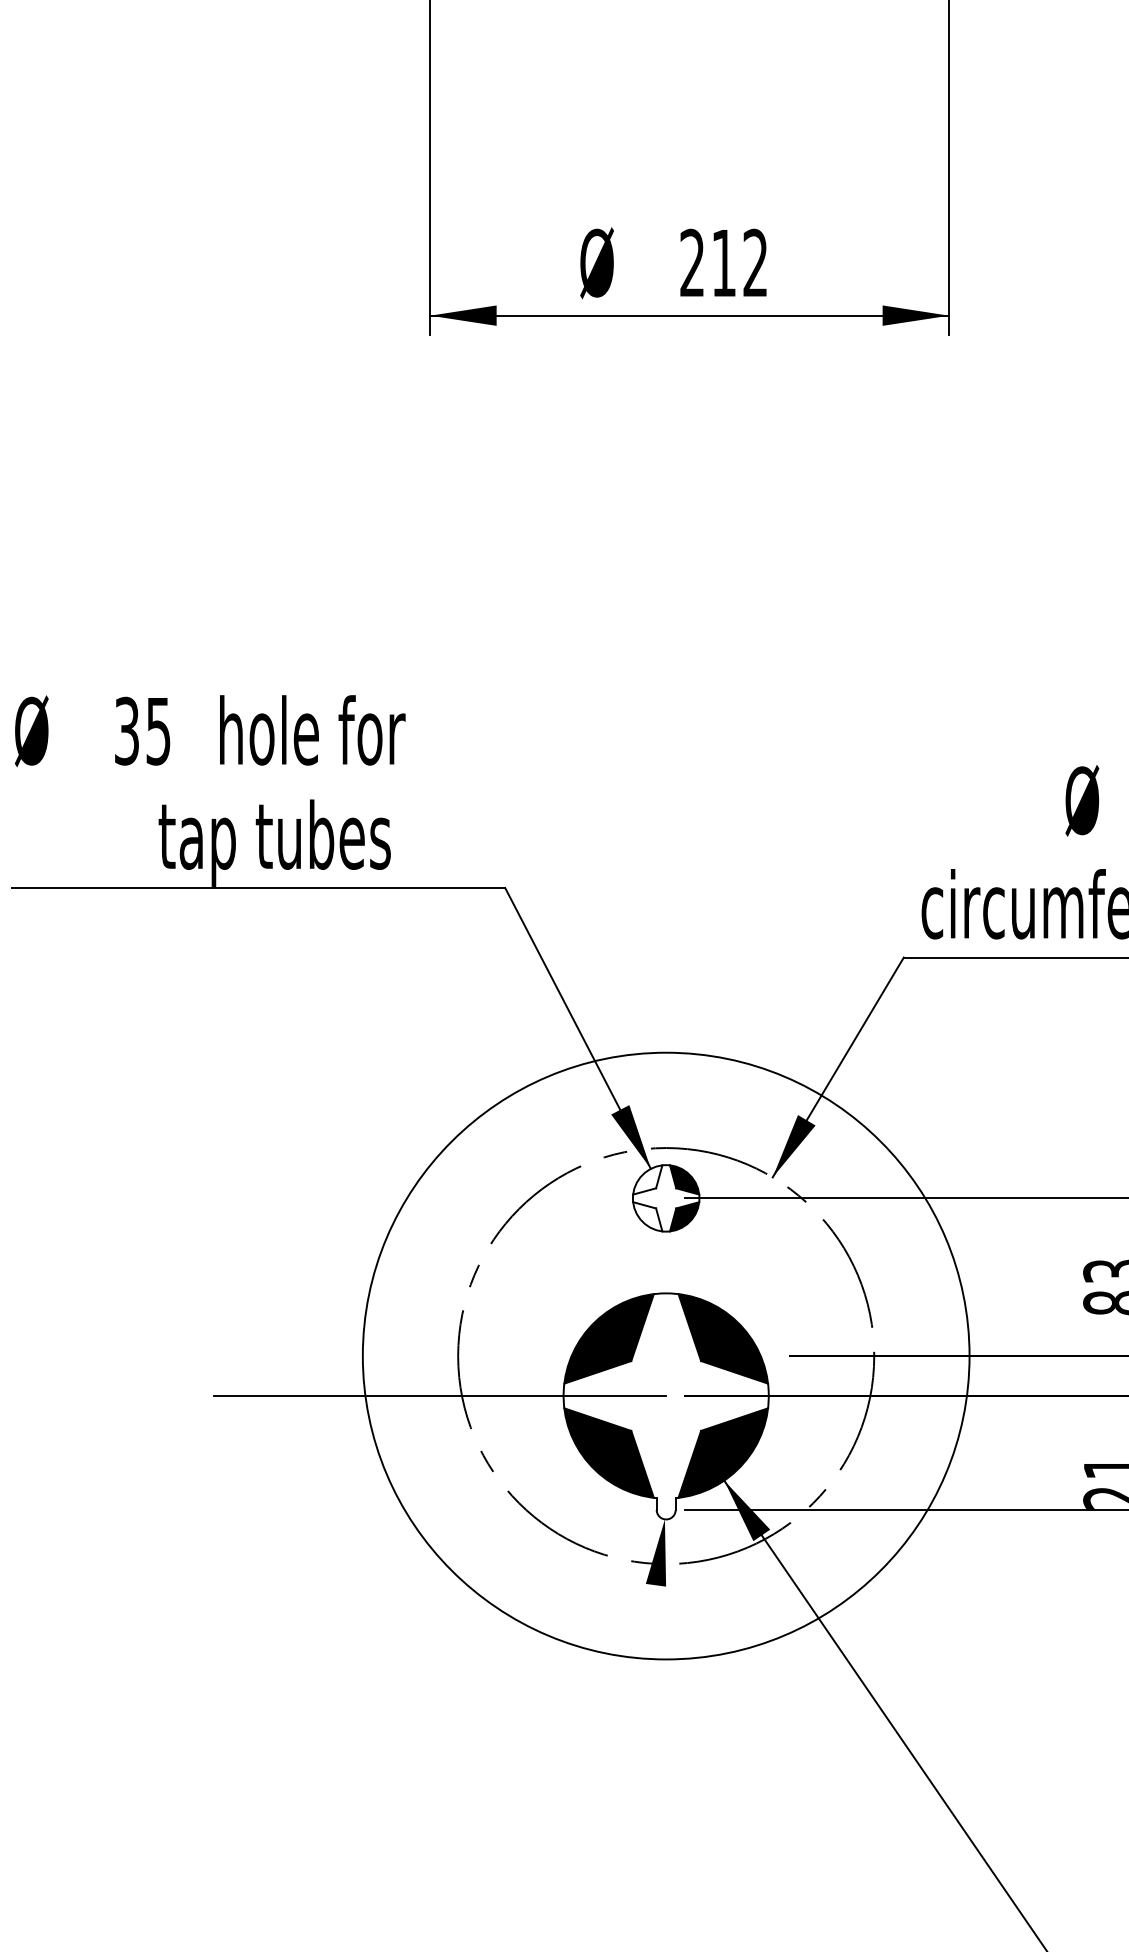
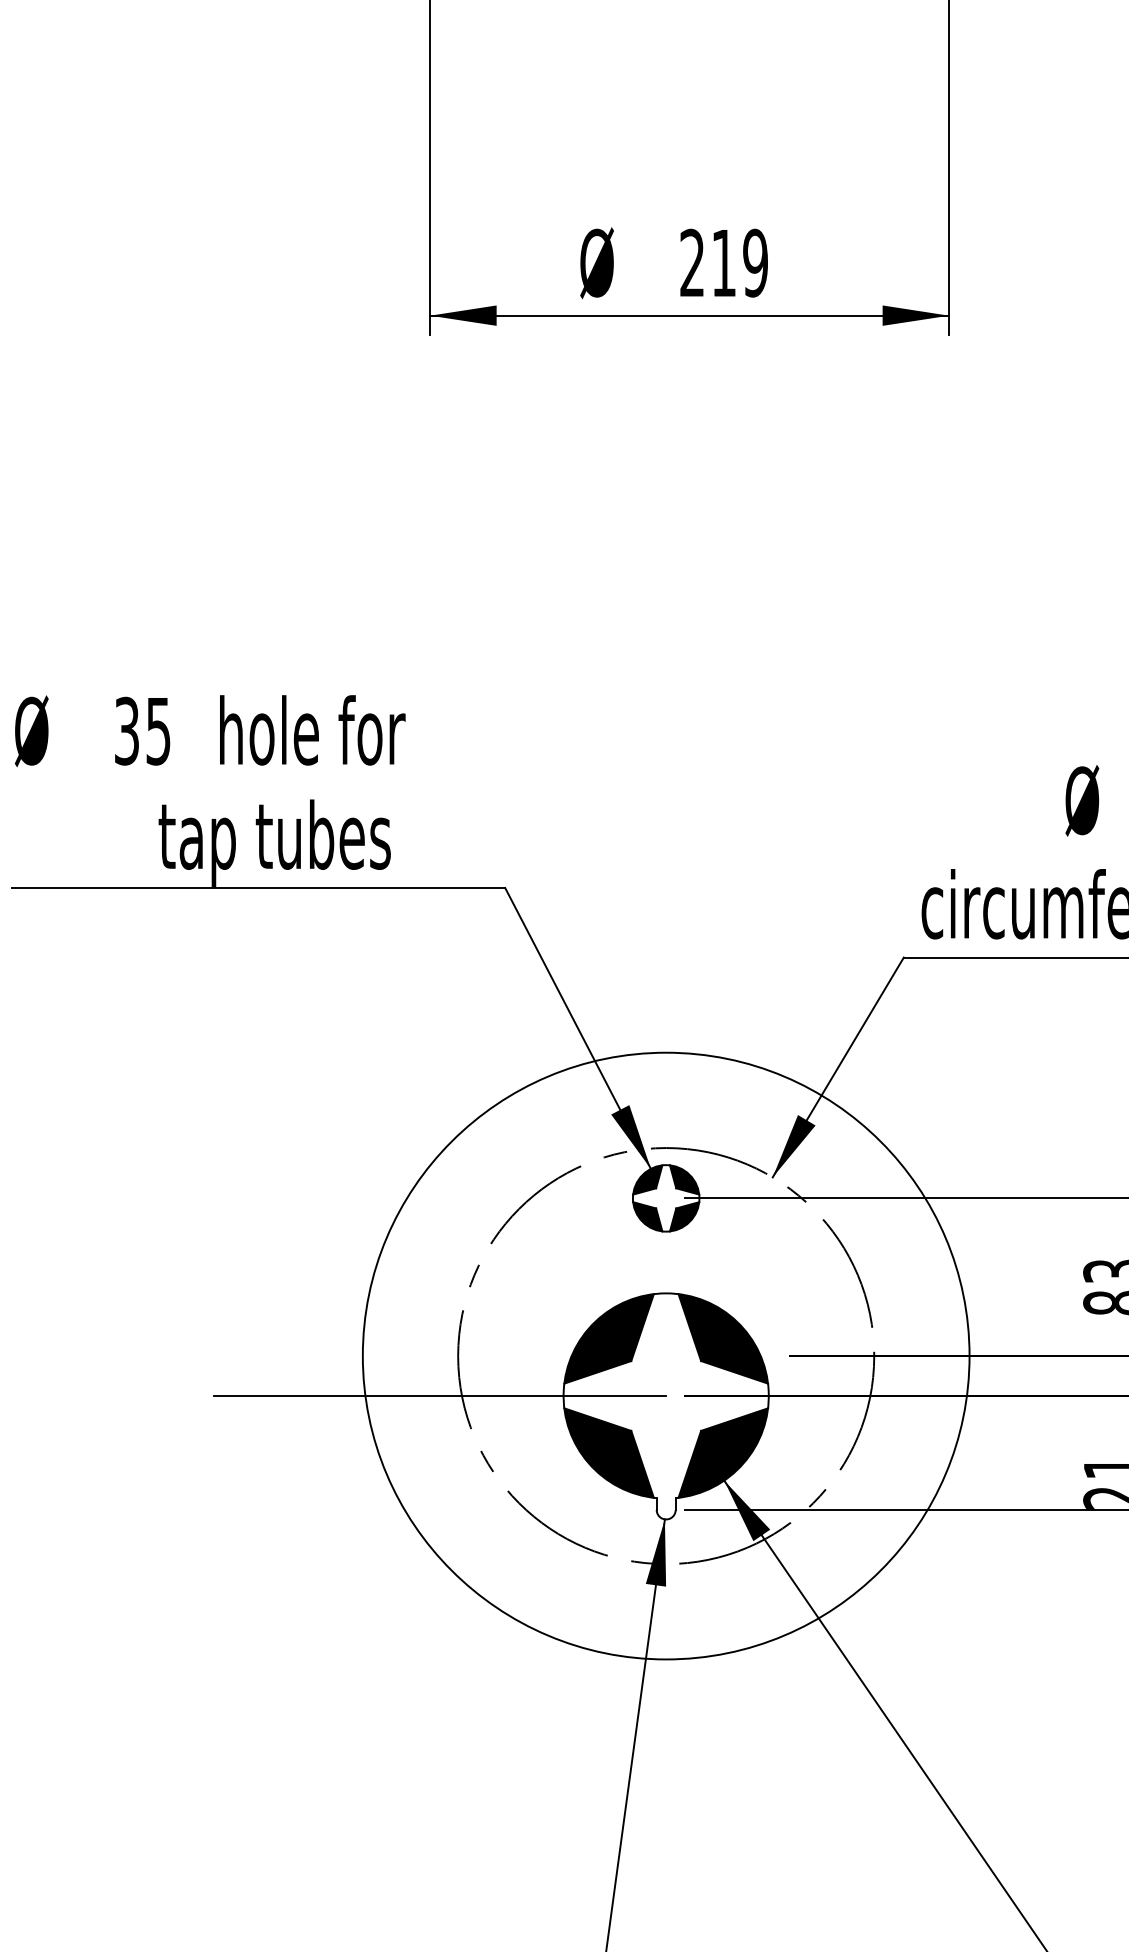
text: 212 -> 219 (755, 262)
fill: none -> present (647, 1179)
fill: none -> present (647, 1216)
line: none -> present (635, 1733)
